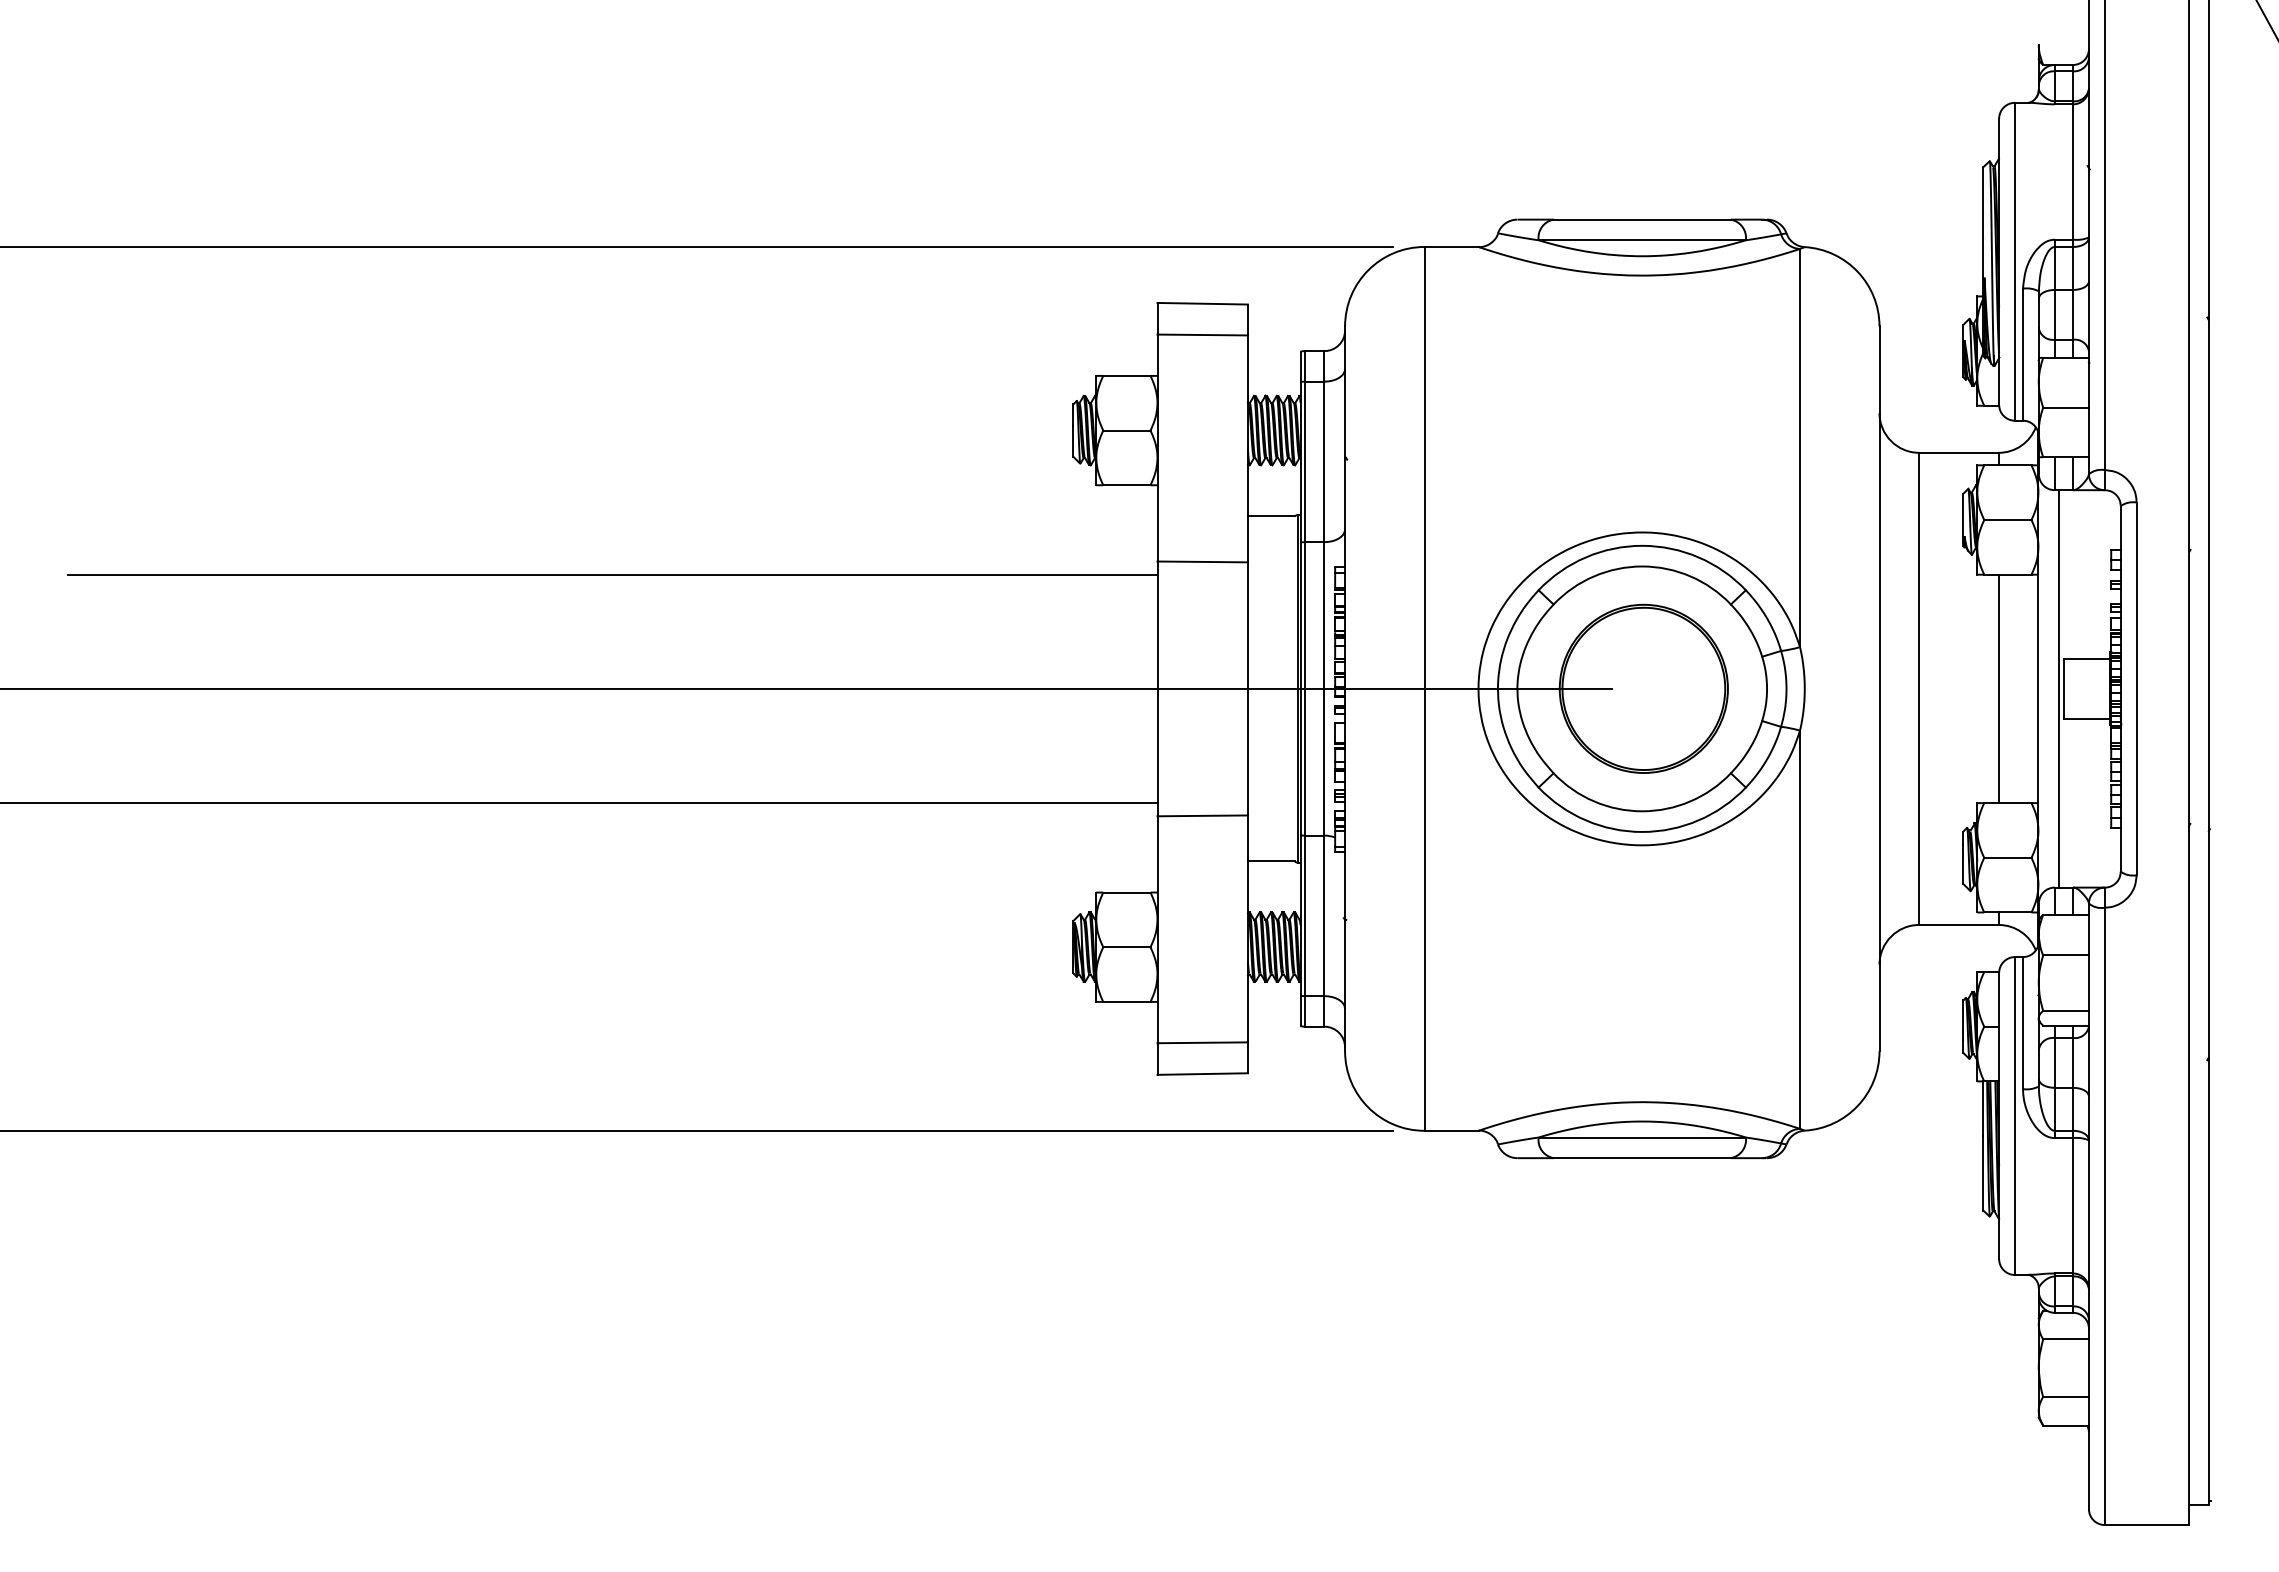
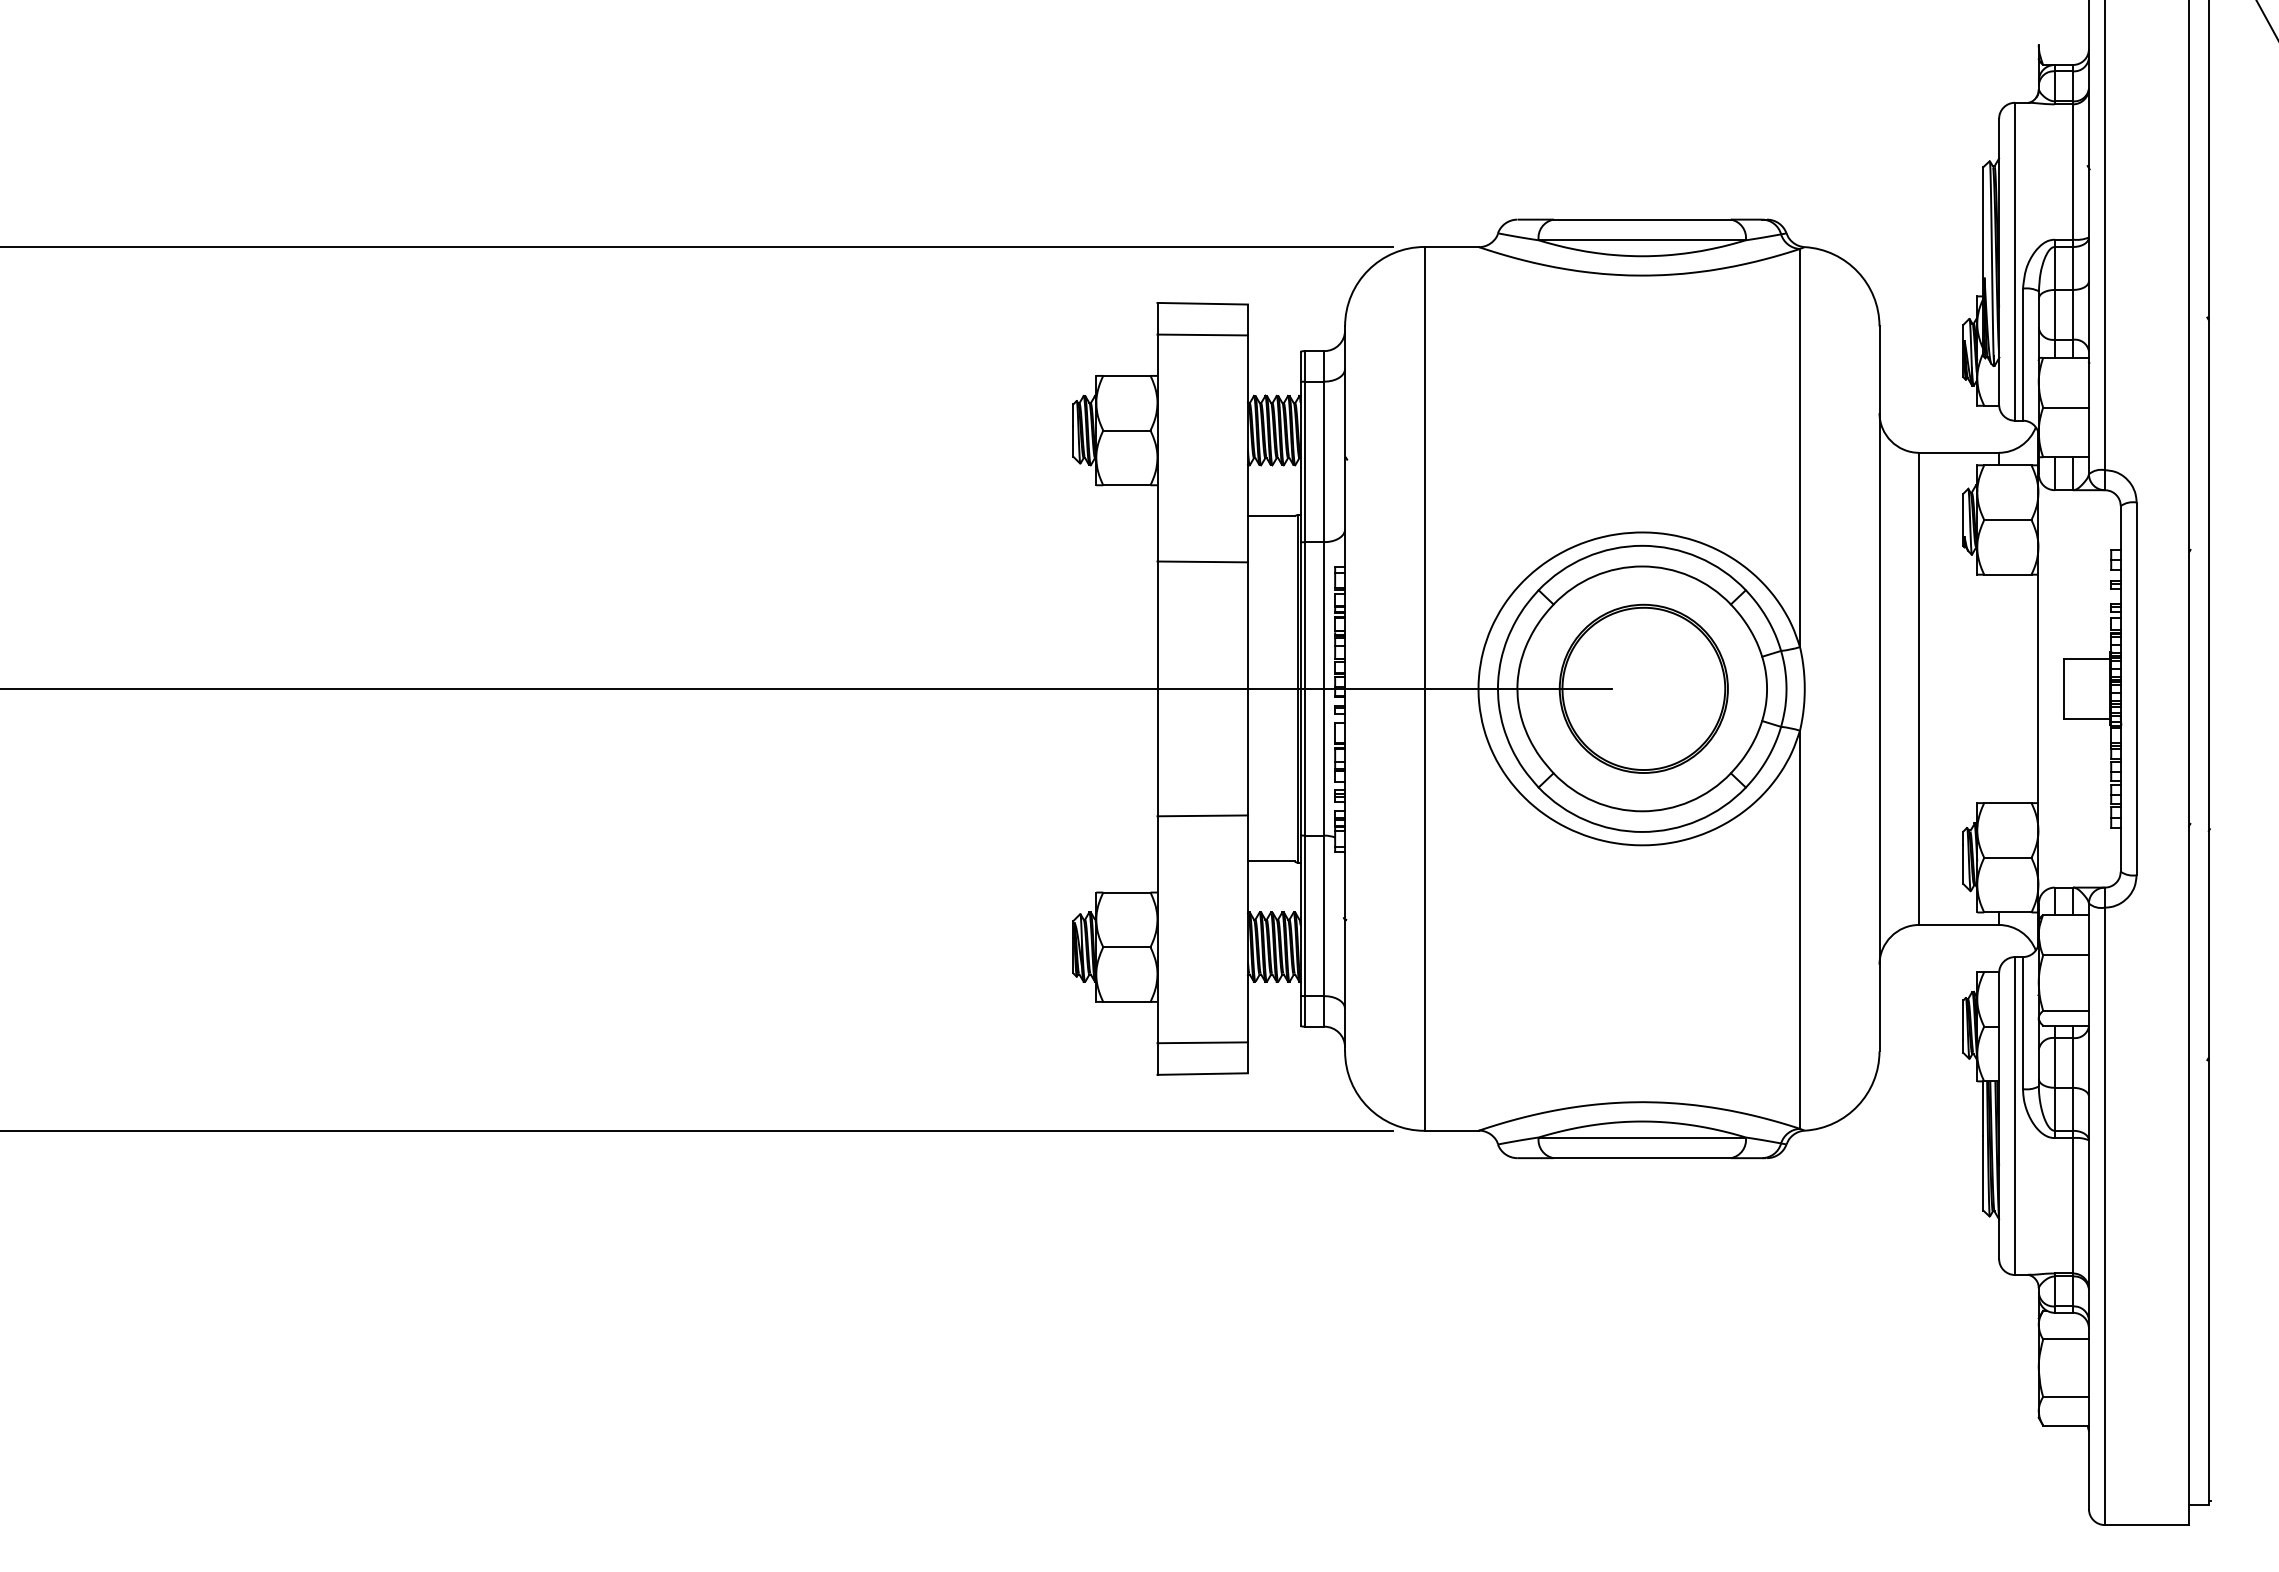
line: present -> none (612, 574)
line: present -> none (1998, 688)
line: present -> none (2059, 688)
line: present -> none (579, 803)
